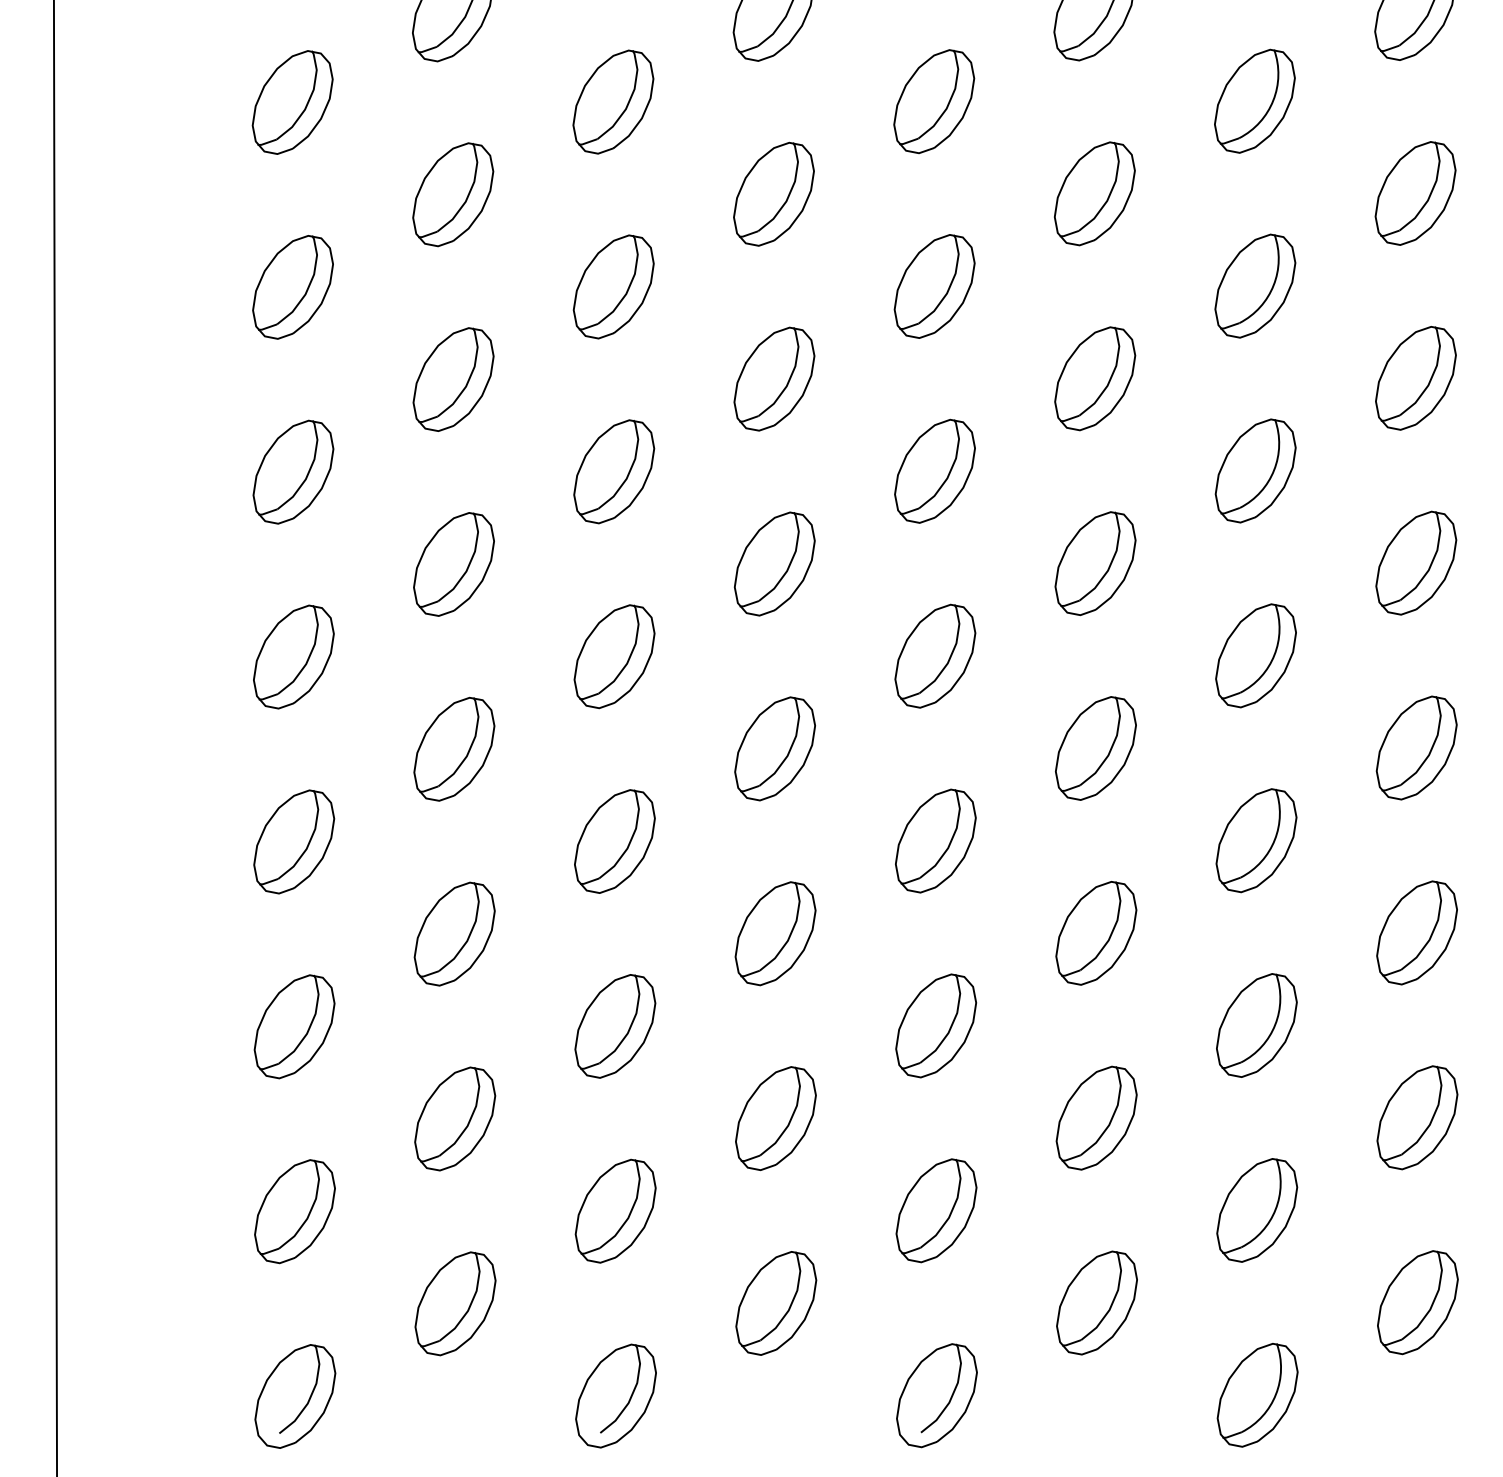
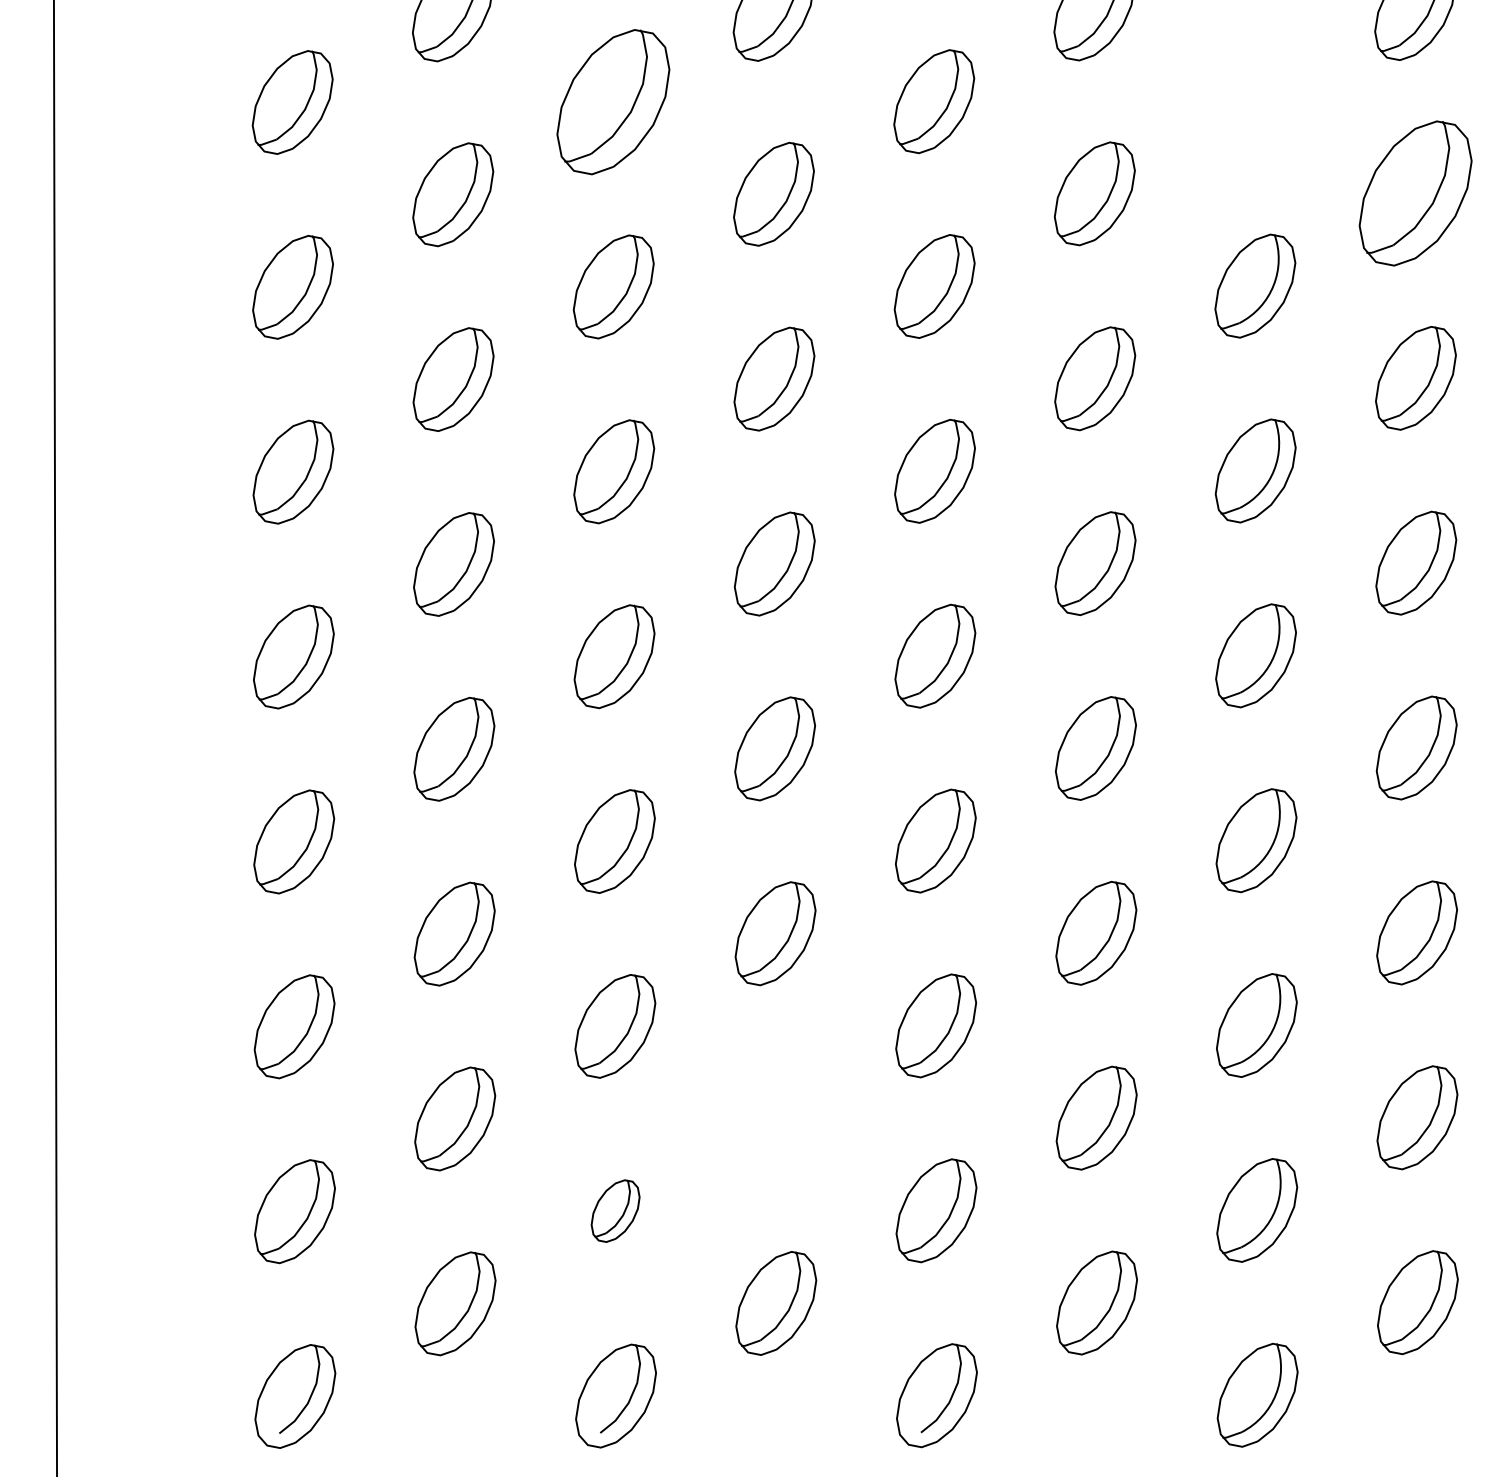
part: present -> none (1254, 100)
part size: 83x106 px -> 115x147 px (613, 102)
part size: 83x105 px -> 115x147 px (1415, 193)
part: present -> none (775, 1118)
part size: 83x106 px -> 51x64 px (615, 1210)
